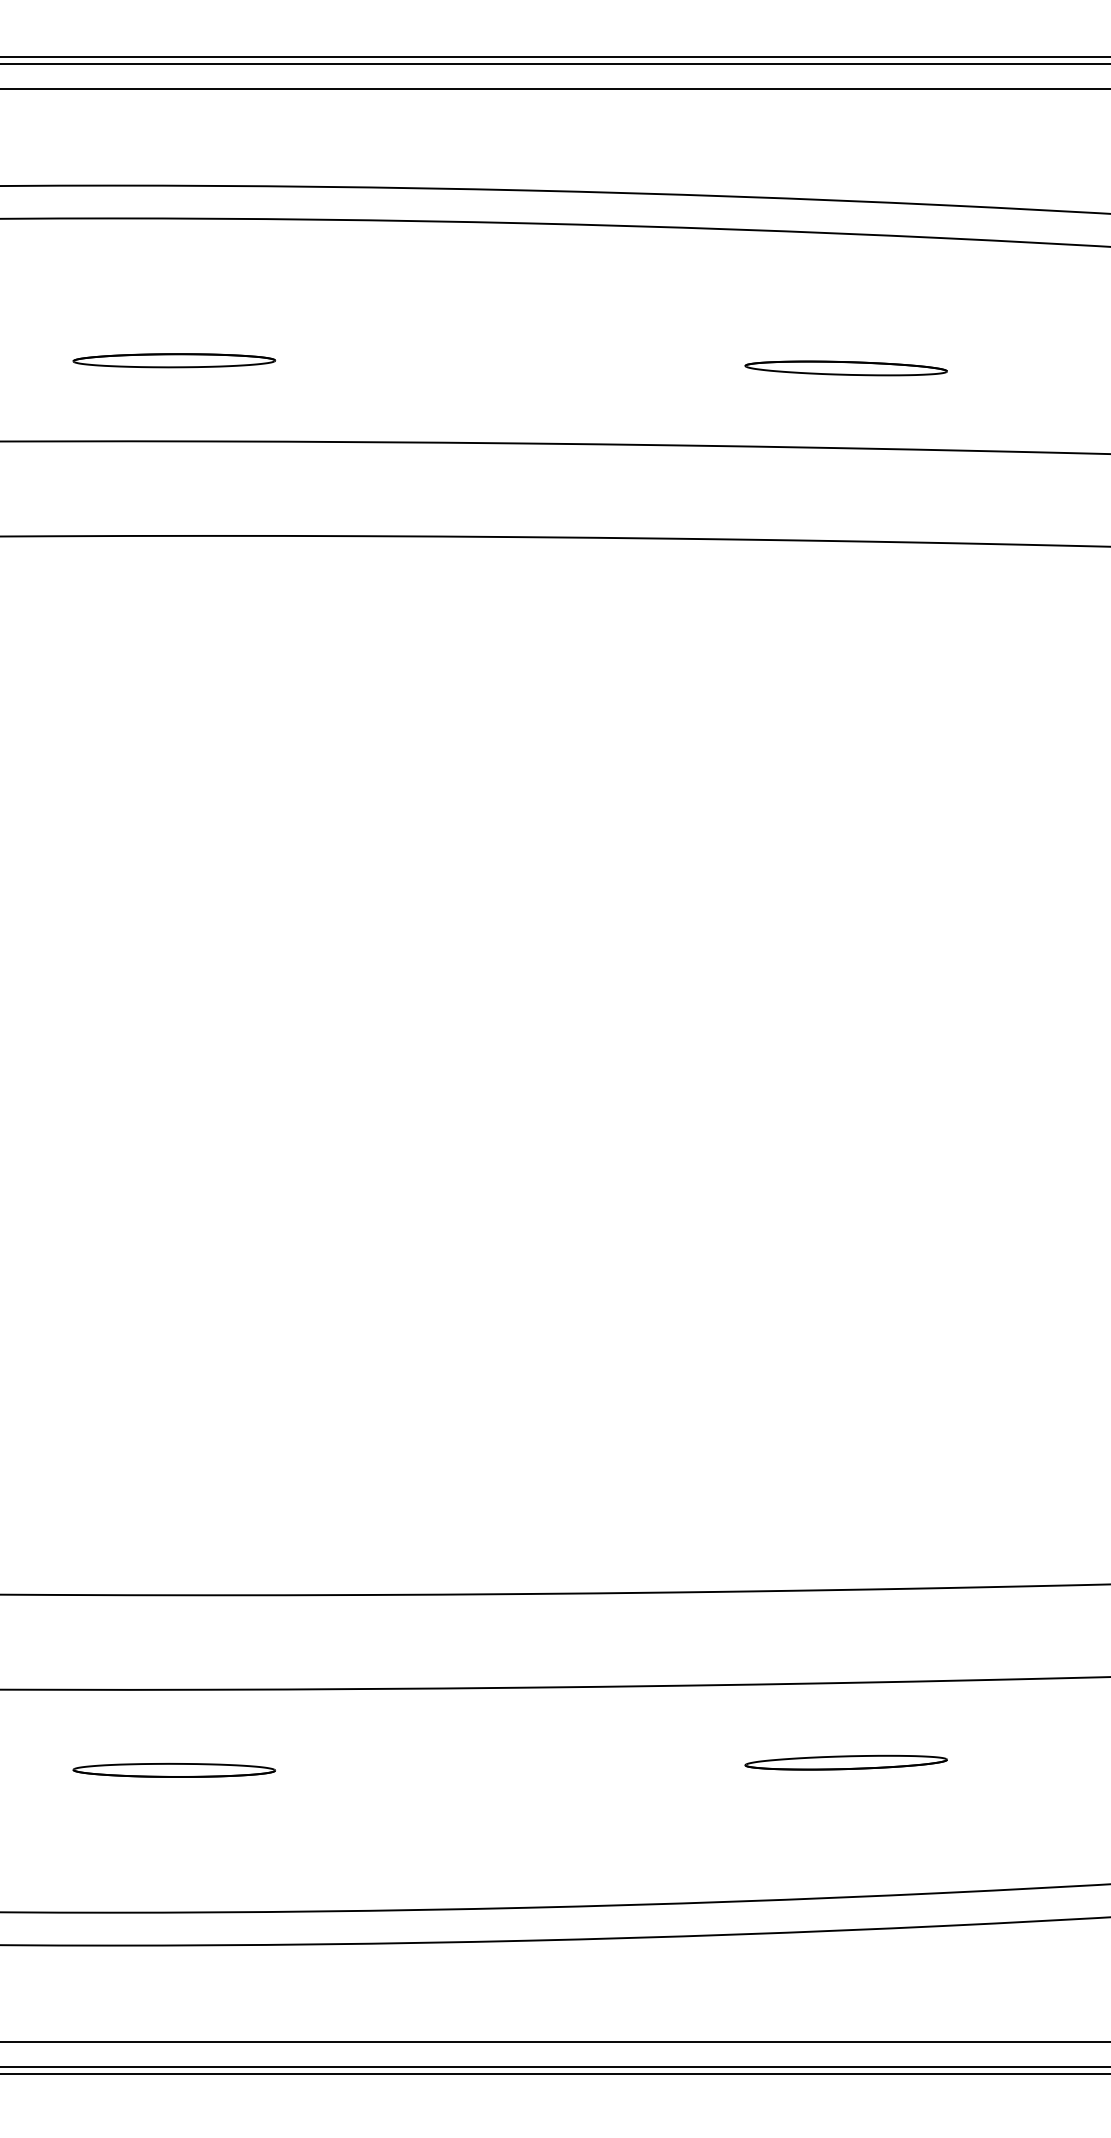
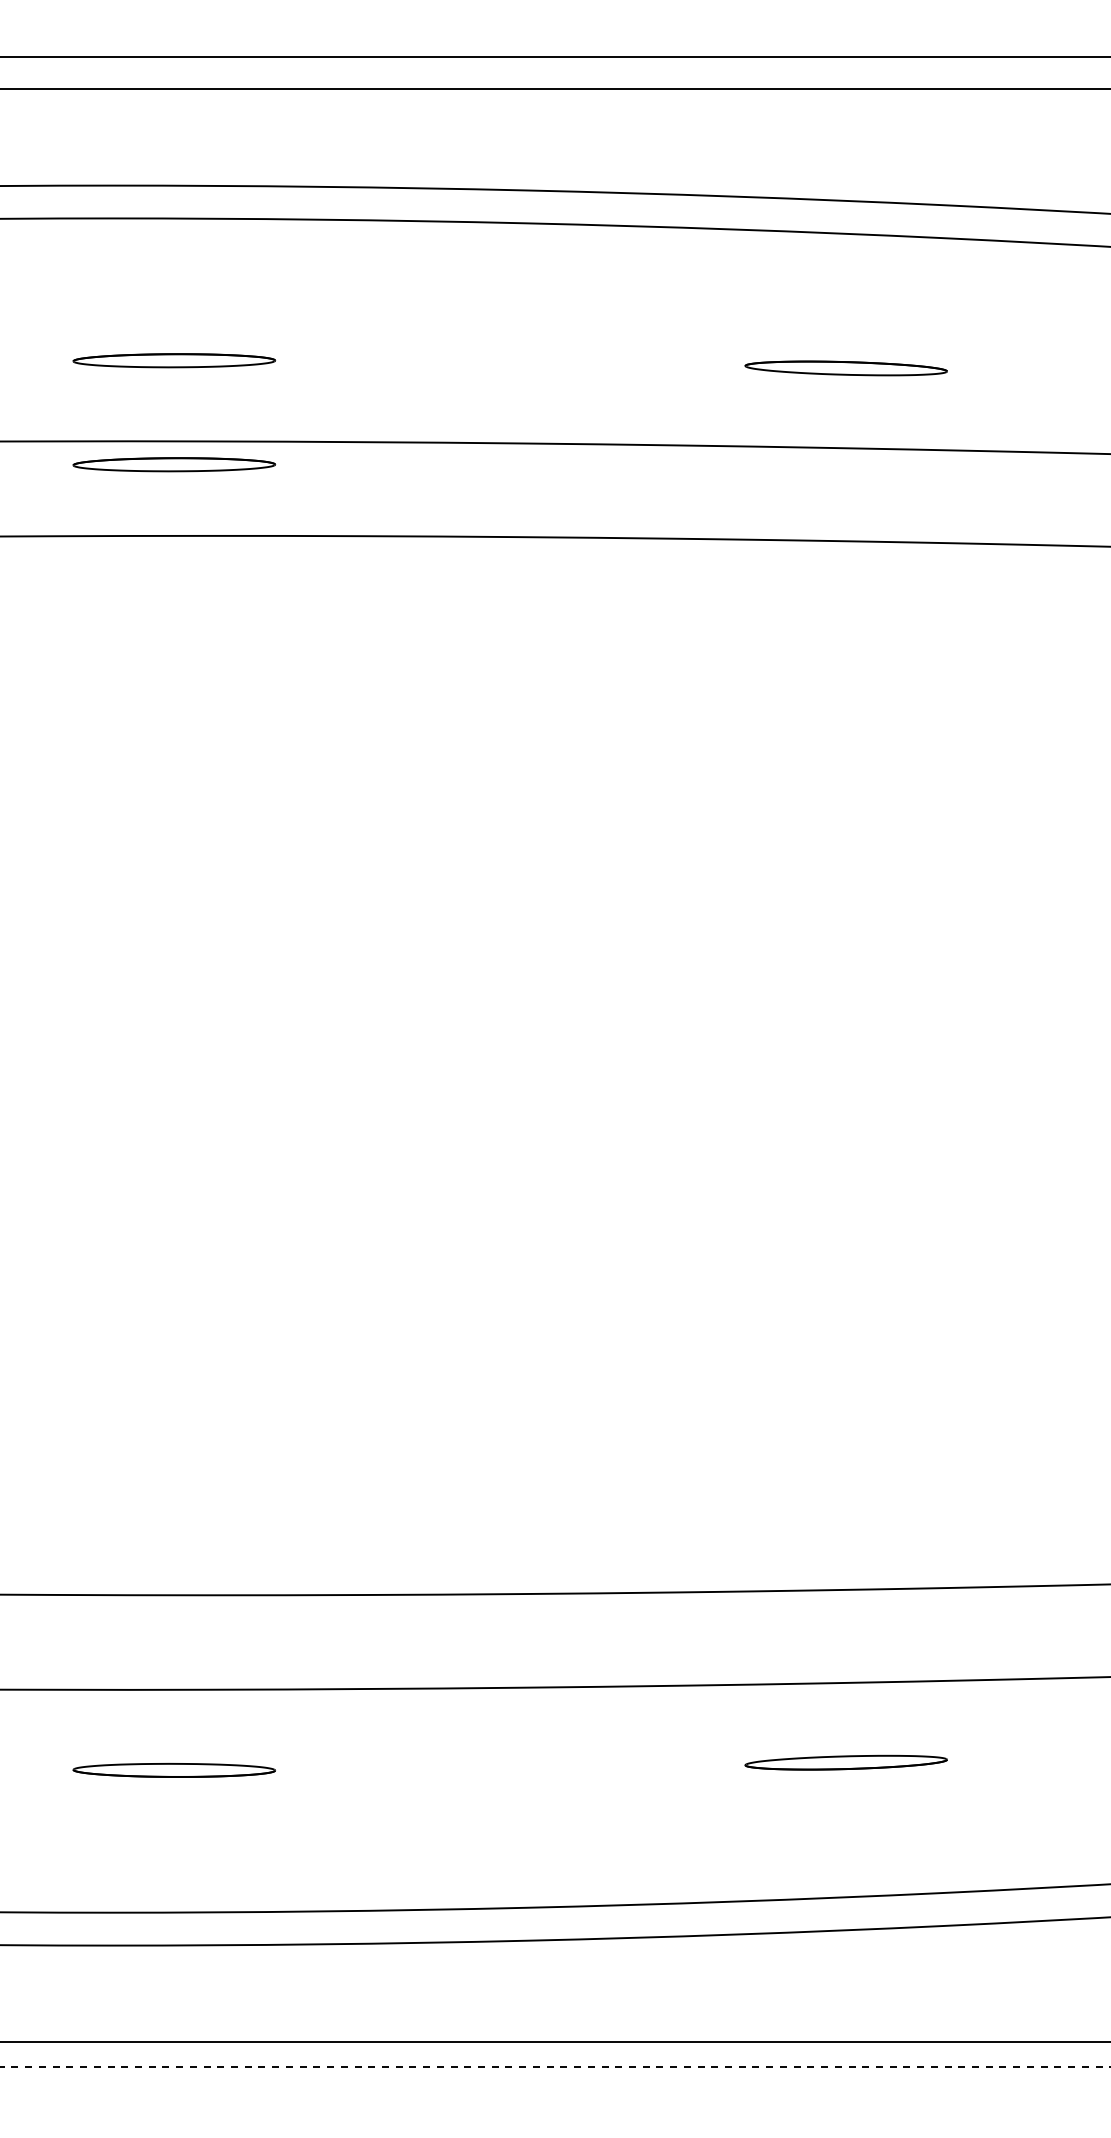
line: present -> none (554, 64)
part: none -> present (174, 464)
line: solid -> dashed (555, 2067)
line: present -> none (554, 2073)
